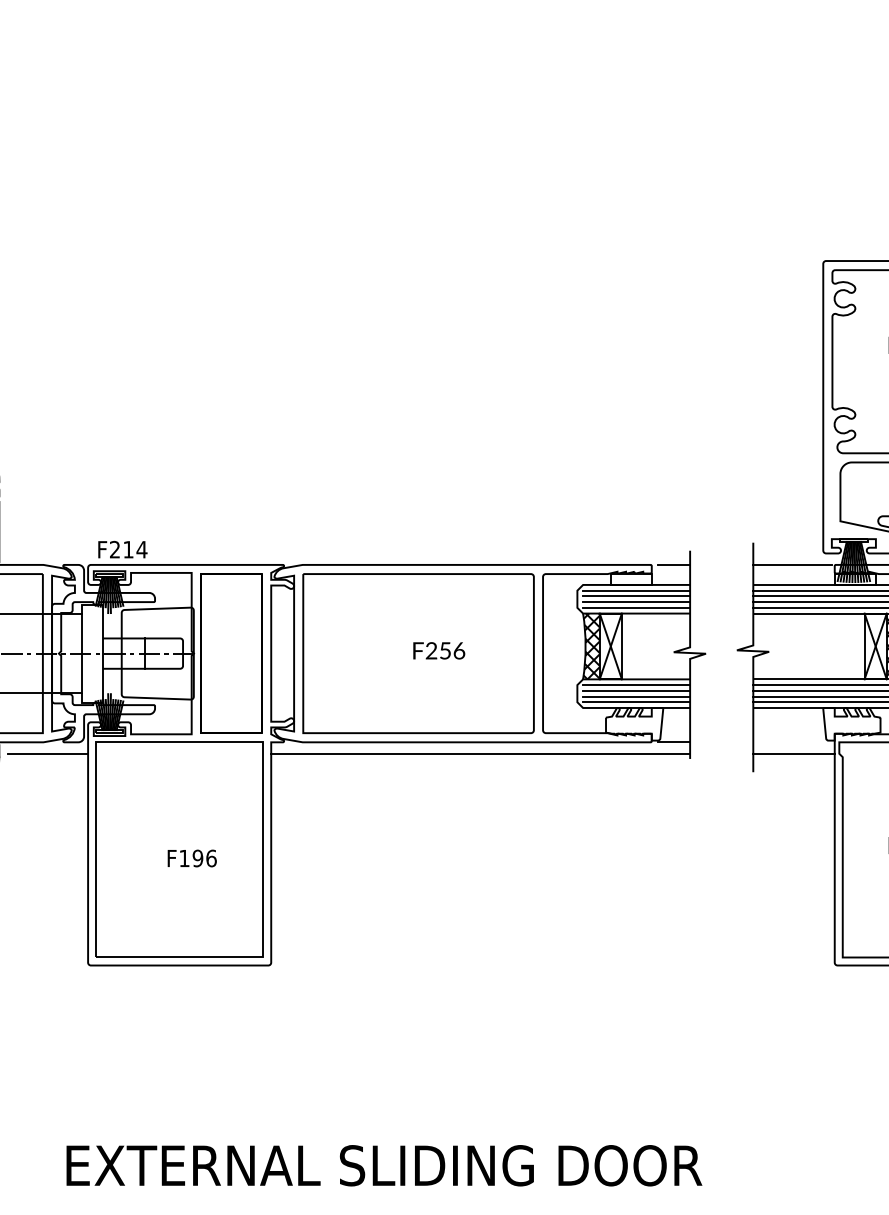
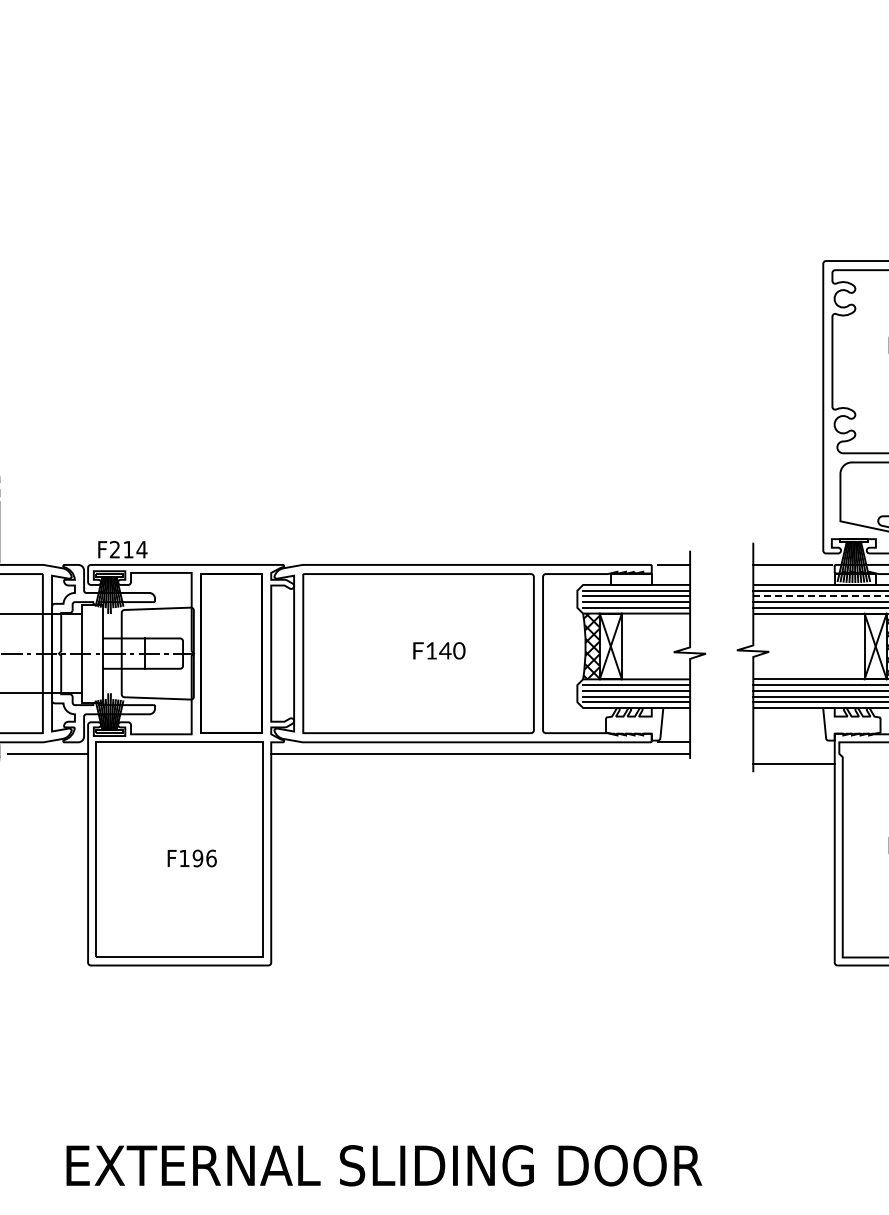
line: solid -> dashed (820, 596)
text: F256 -> F140 (445, 650)
line position: (793, 753) -> (793, 763) (793, 763)
